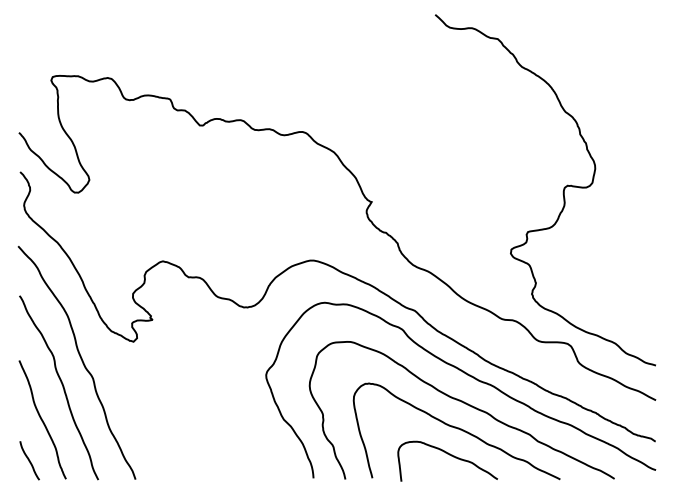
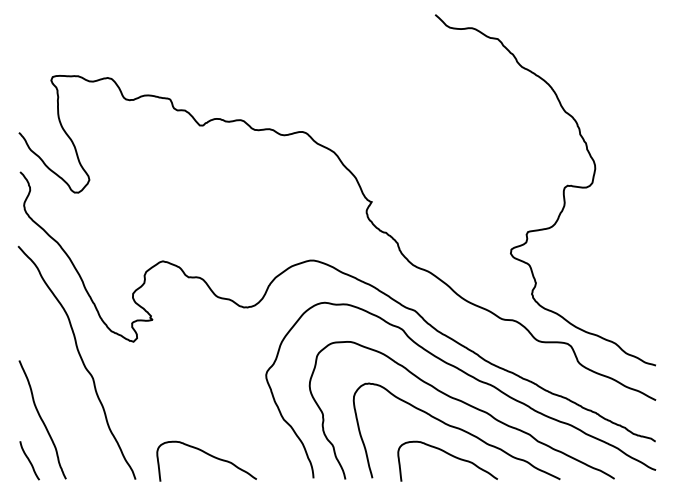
curve: present -> none (62, 387)
curve: none -> present (208, 455)
